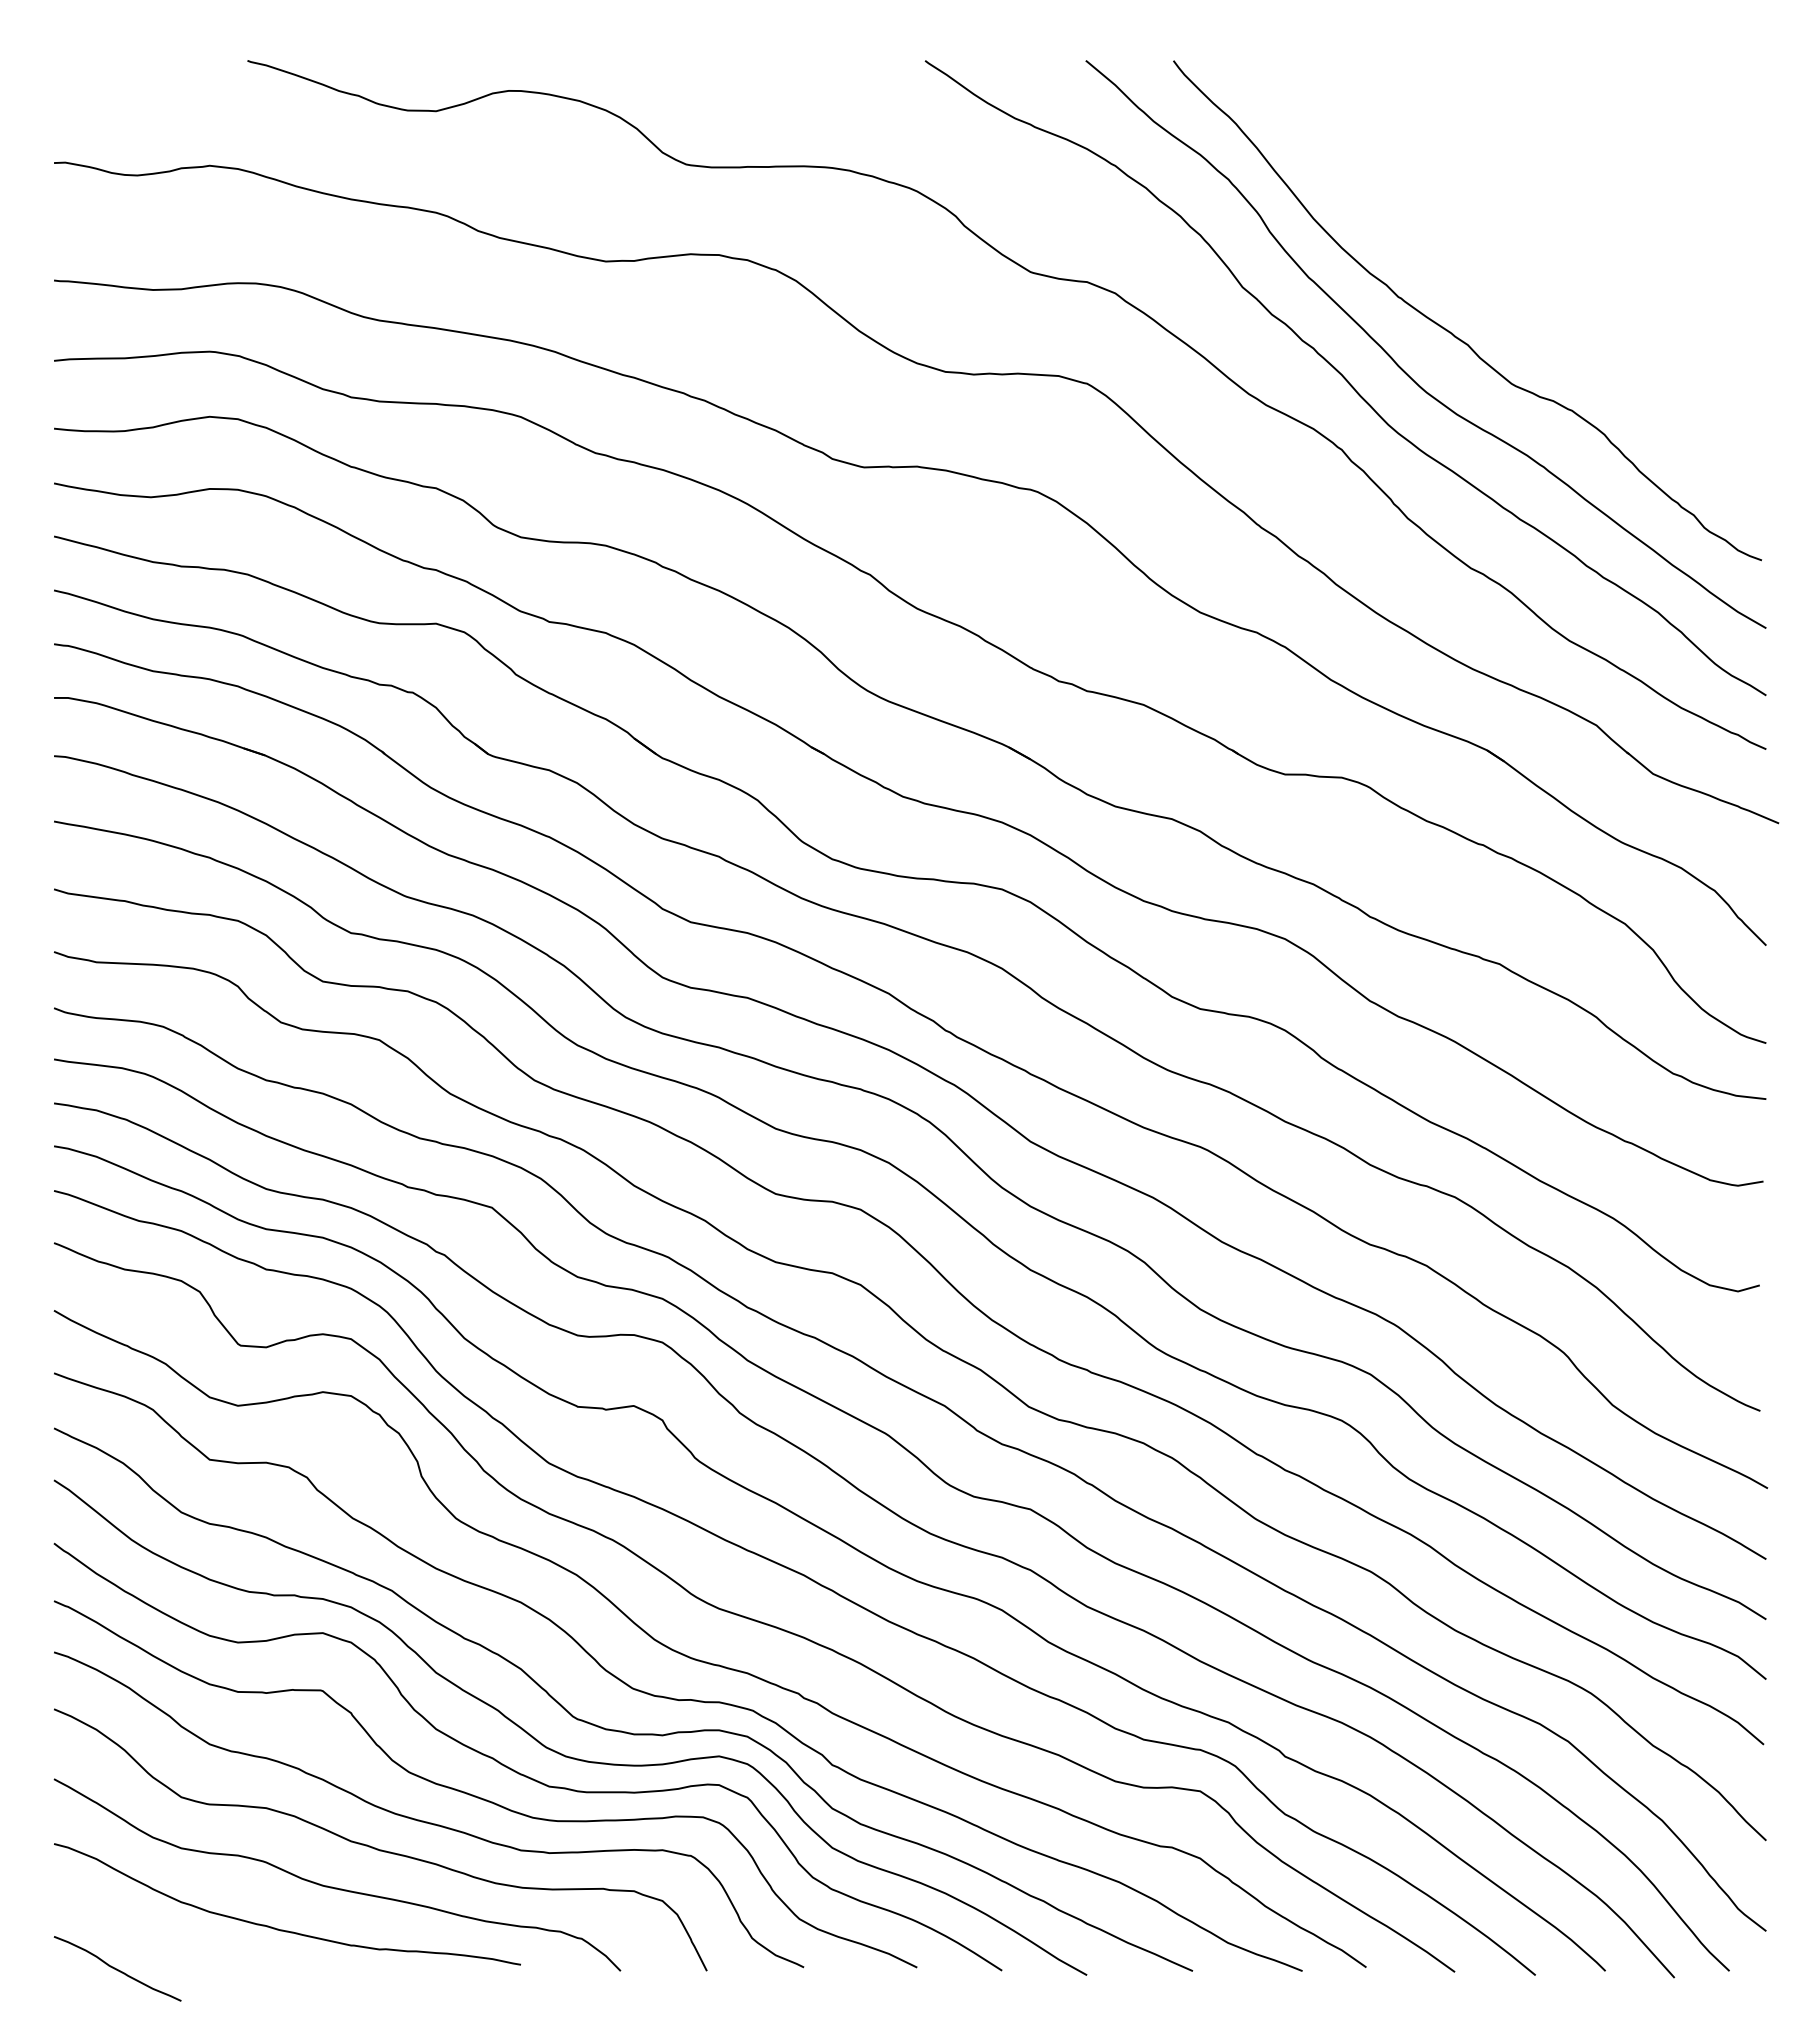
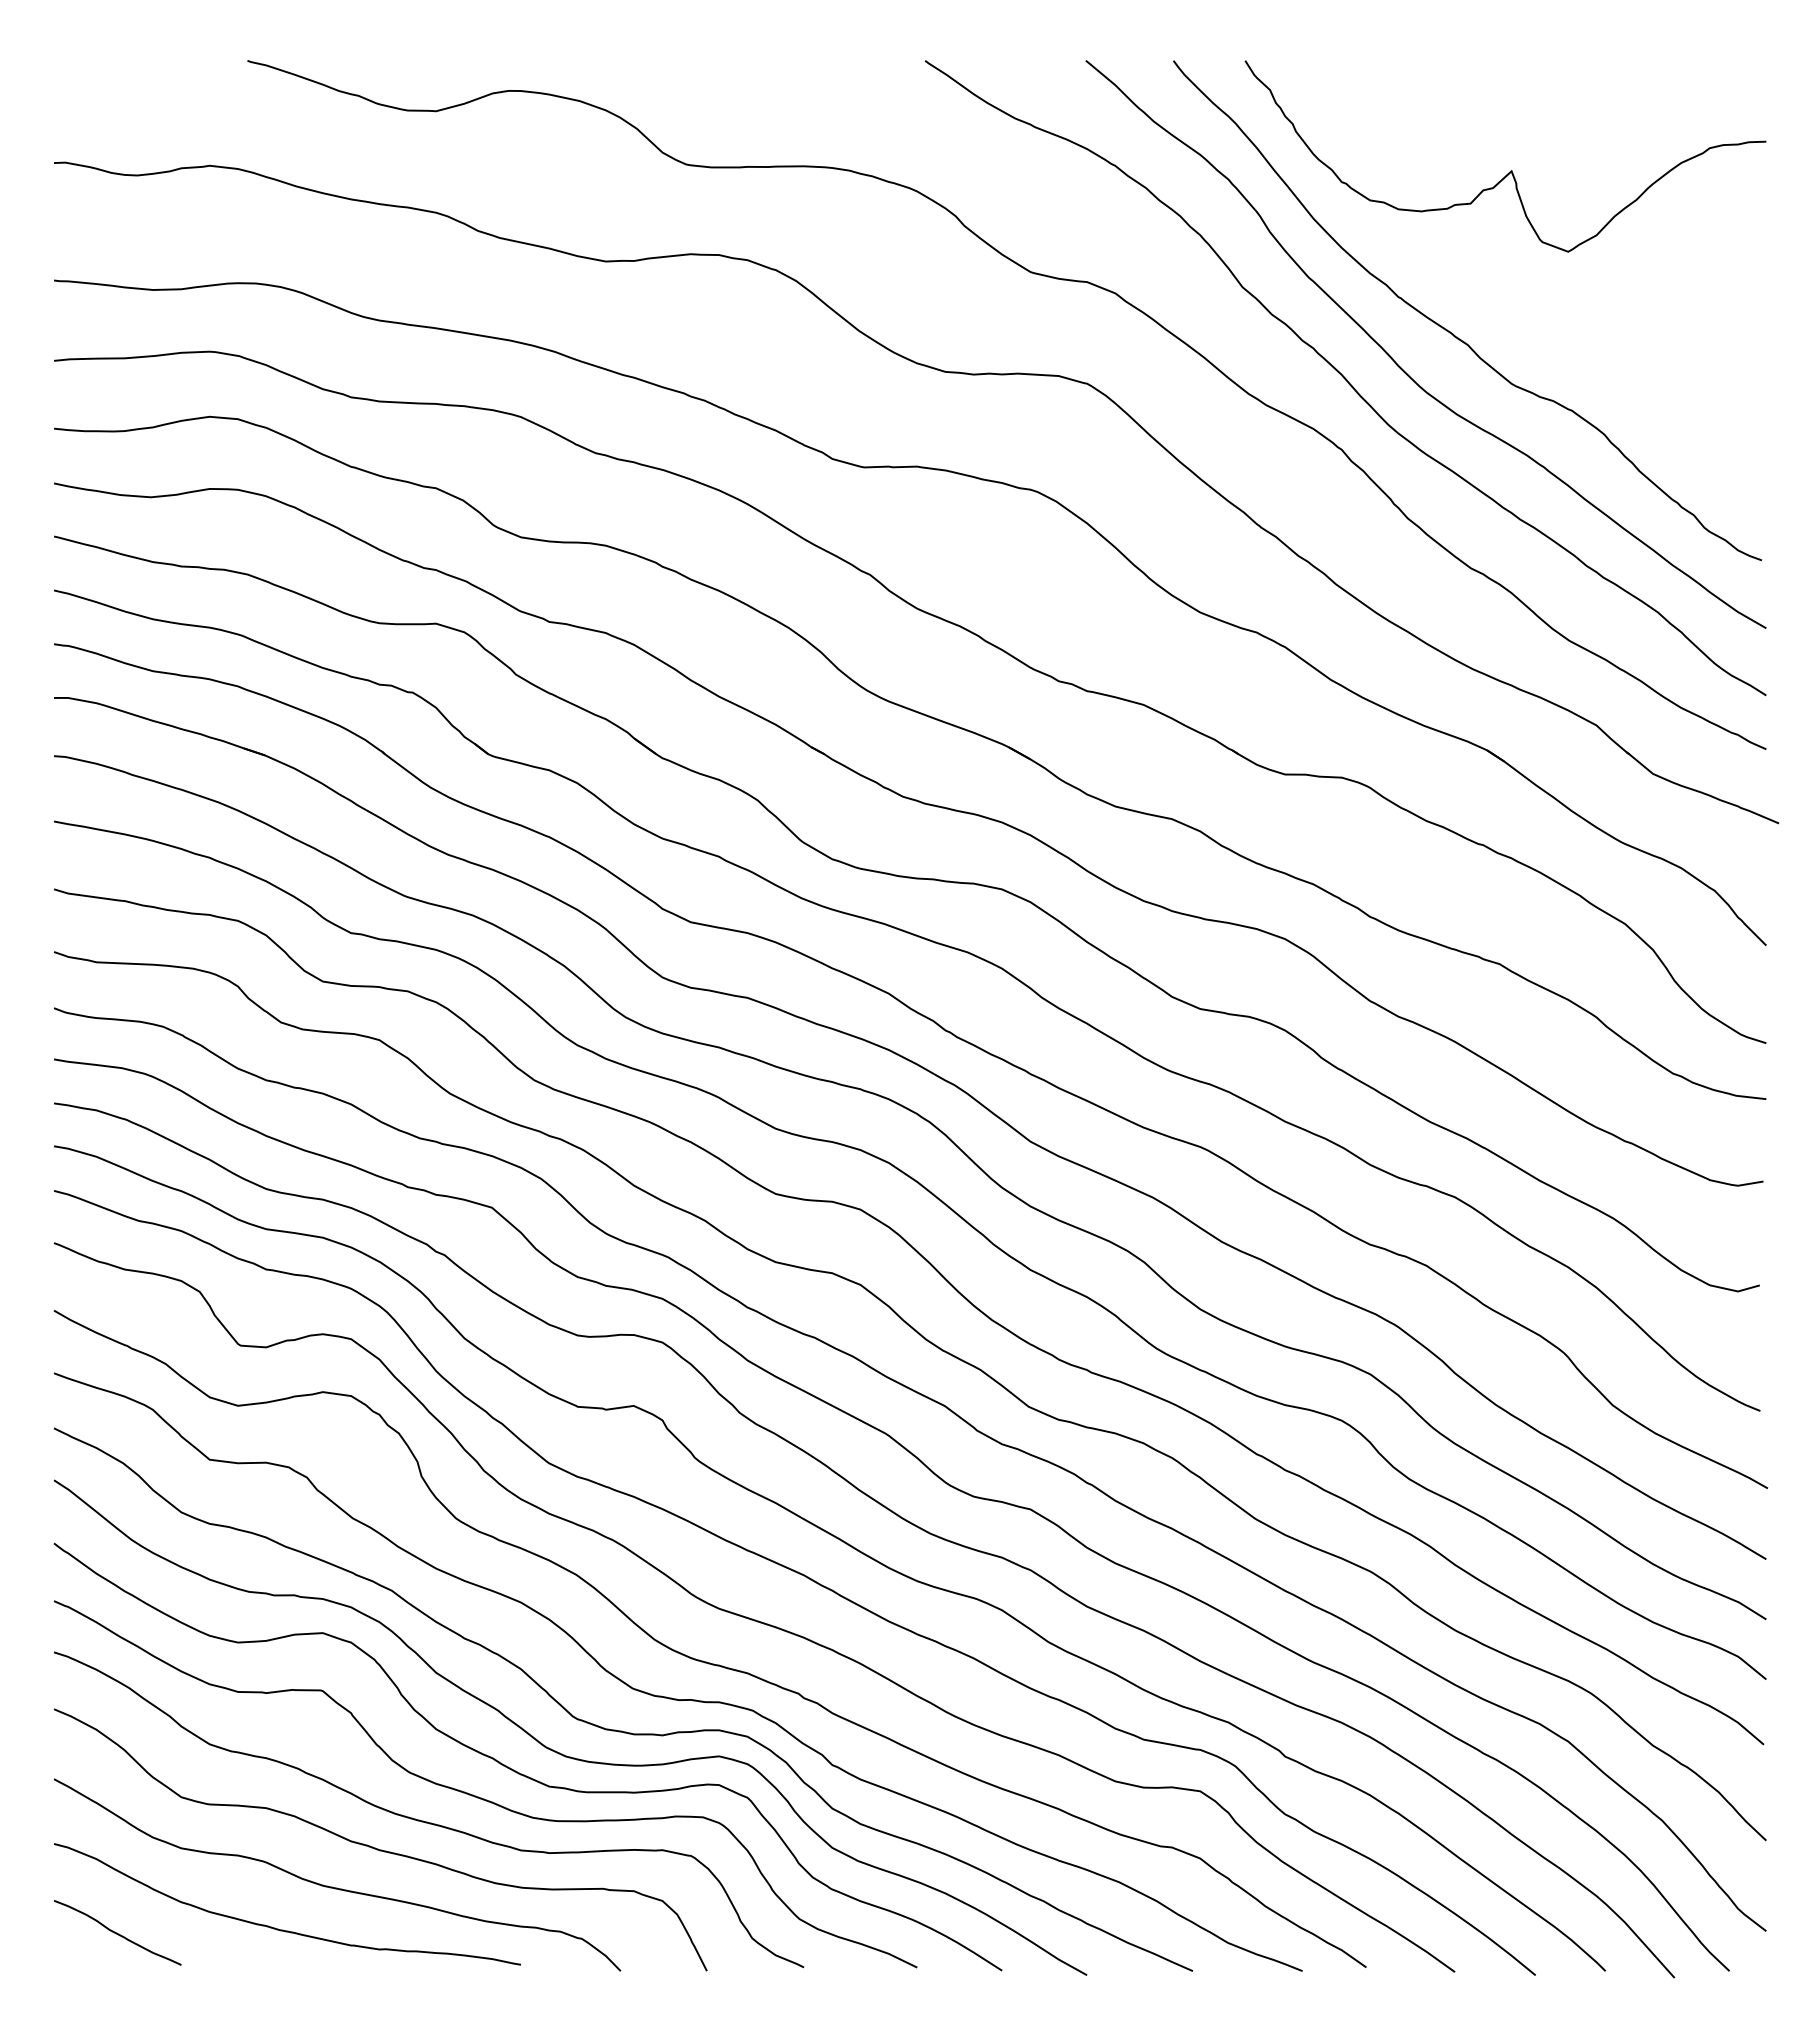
curve: none -> present (1511, 170)
curve position: (117, 1968) -> (117, 1932) (117, 1932)
